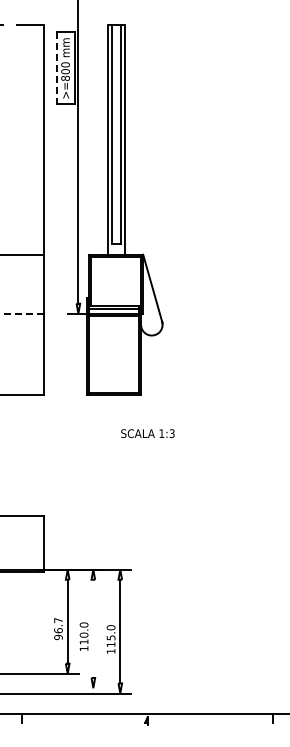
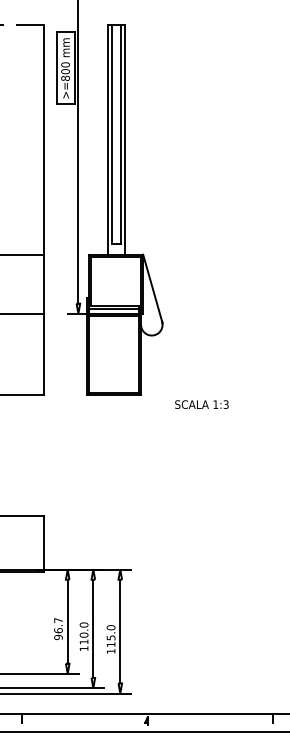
line: dashed -> solid (57, 67)
line: dashed -> solid (22, 314)
text position: (147, 433) -> (201, 404) (201, 404)
line: none -> present (93, 628)
line: none -> present (53, 688)
line: none -> present (144, 731)
